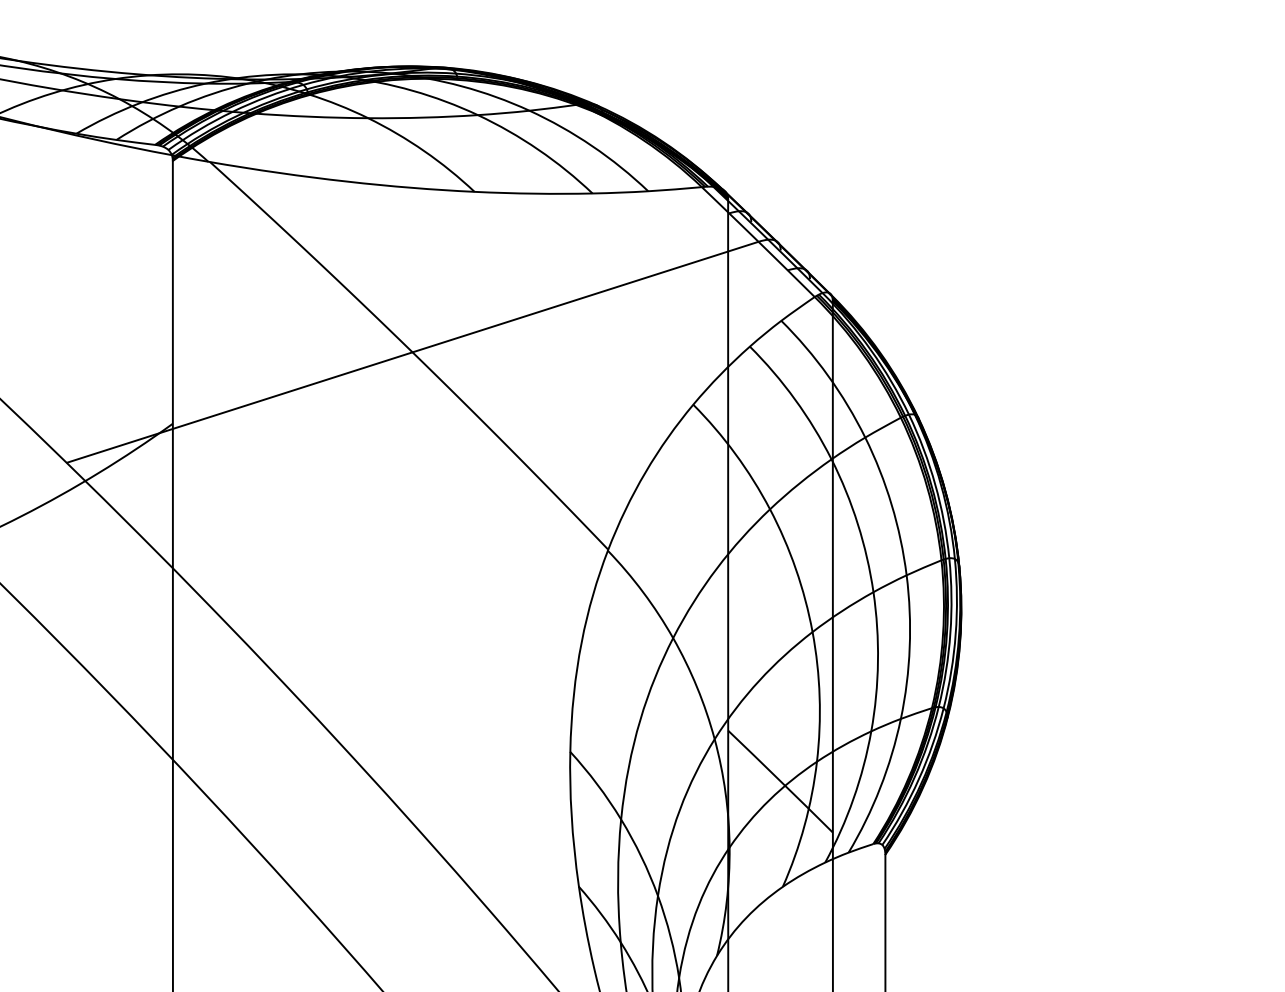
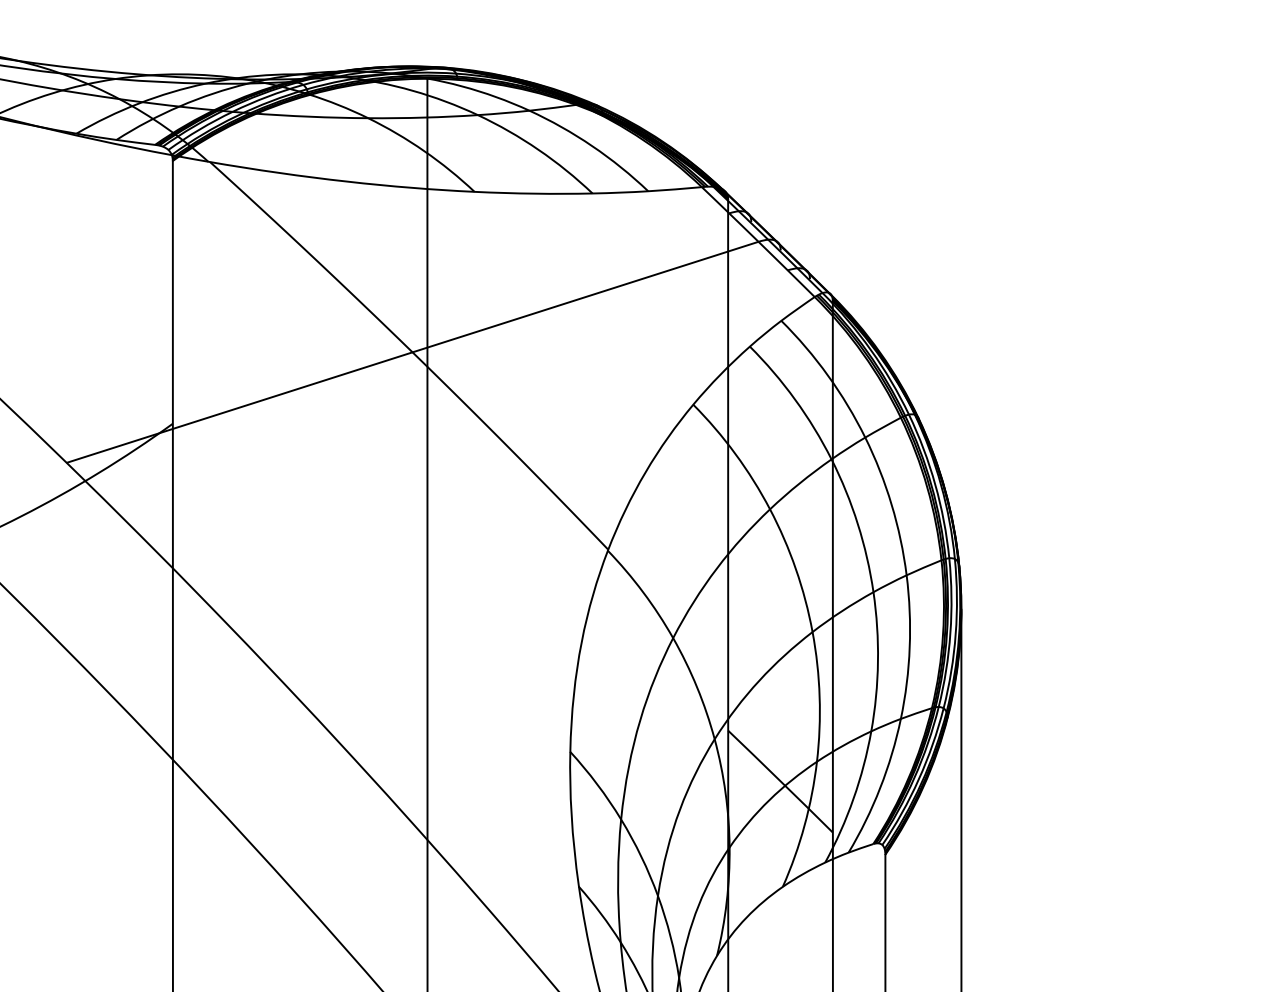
line: none -> present (427, 533)
line: none -> present (961, 798)
